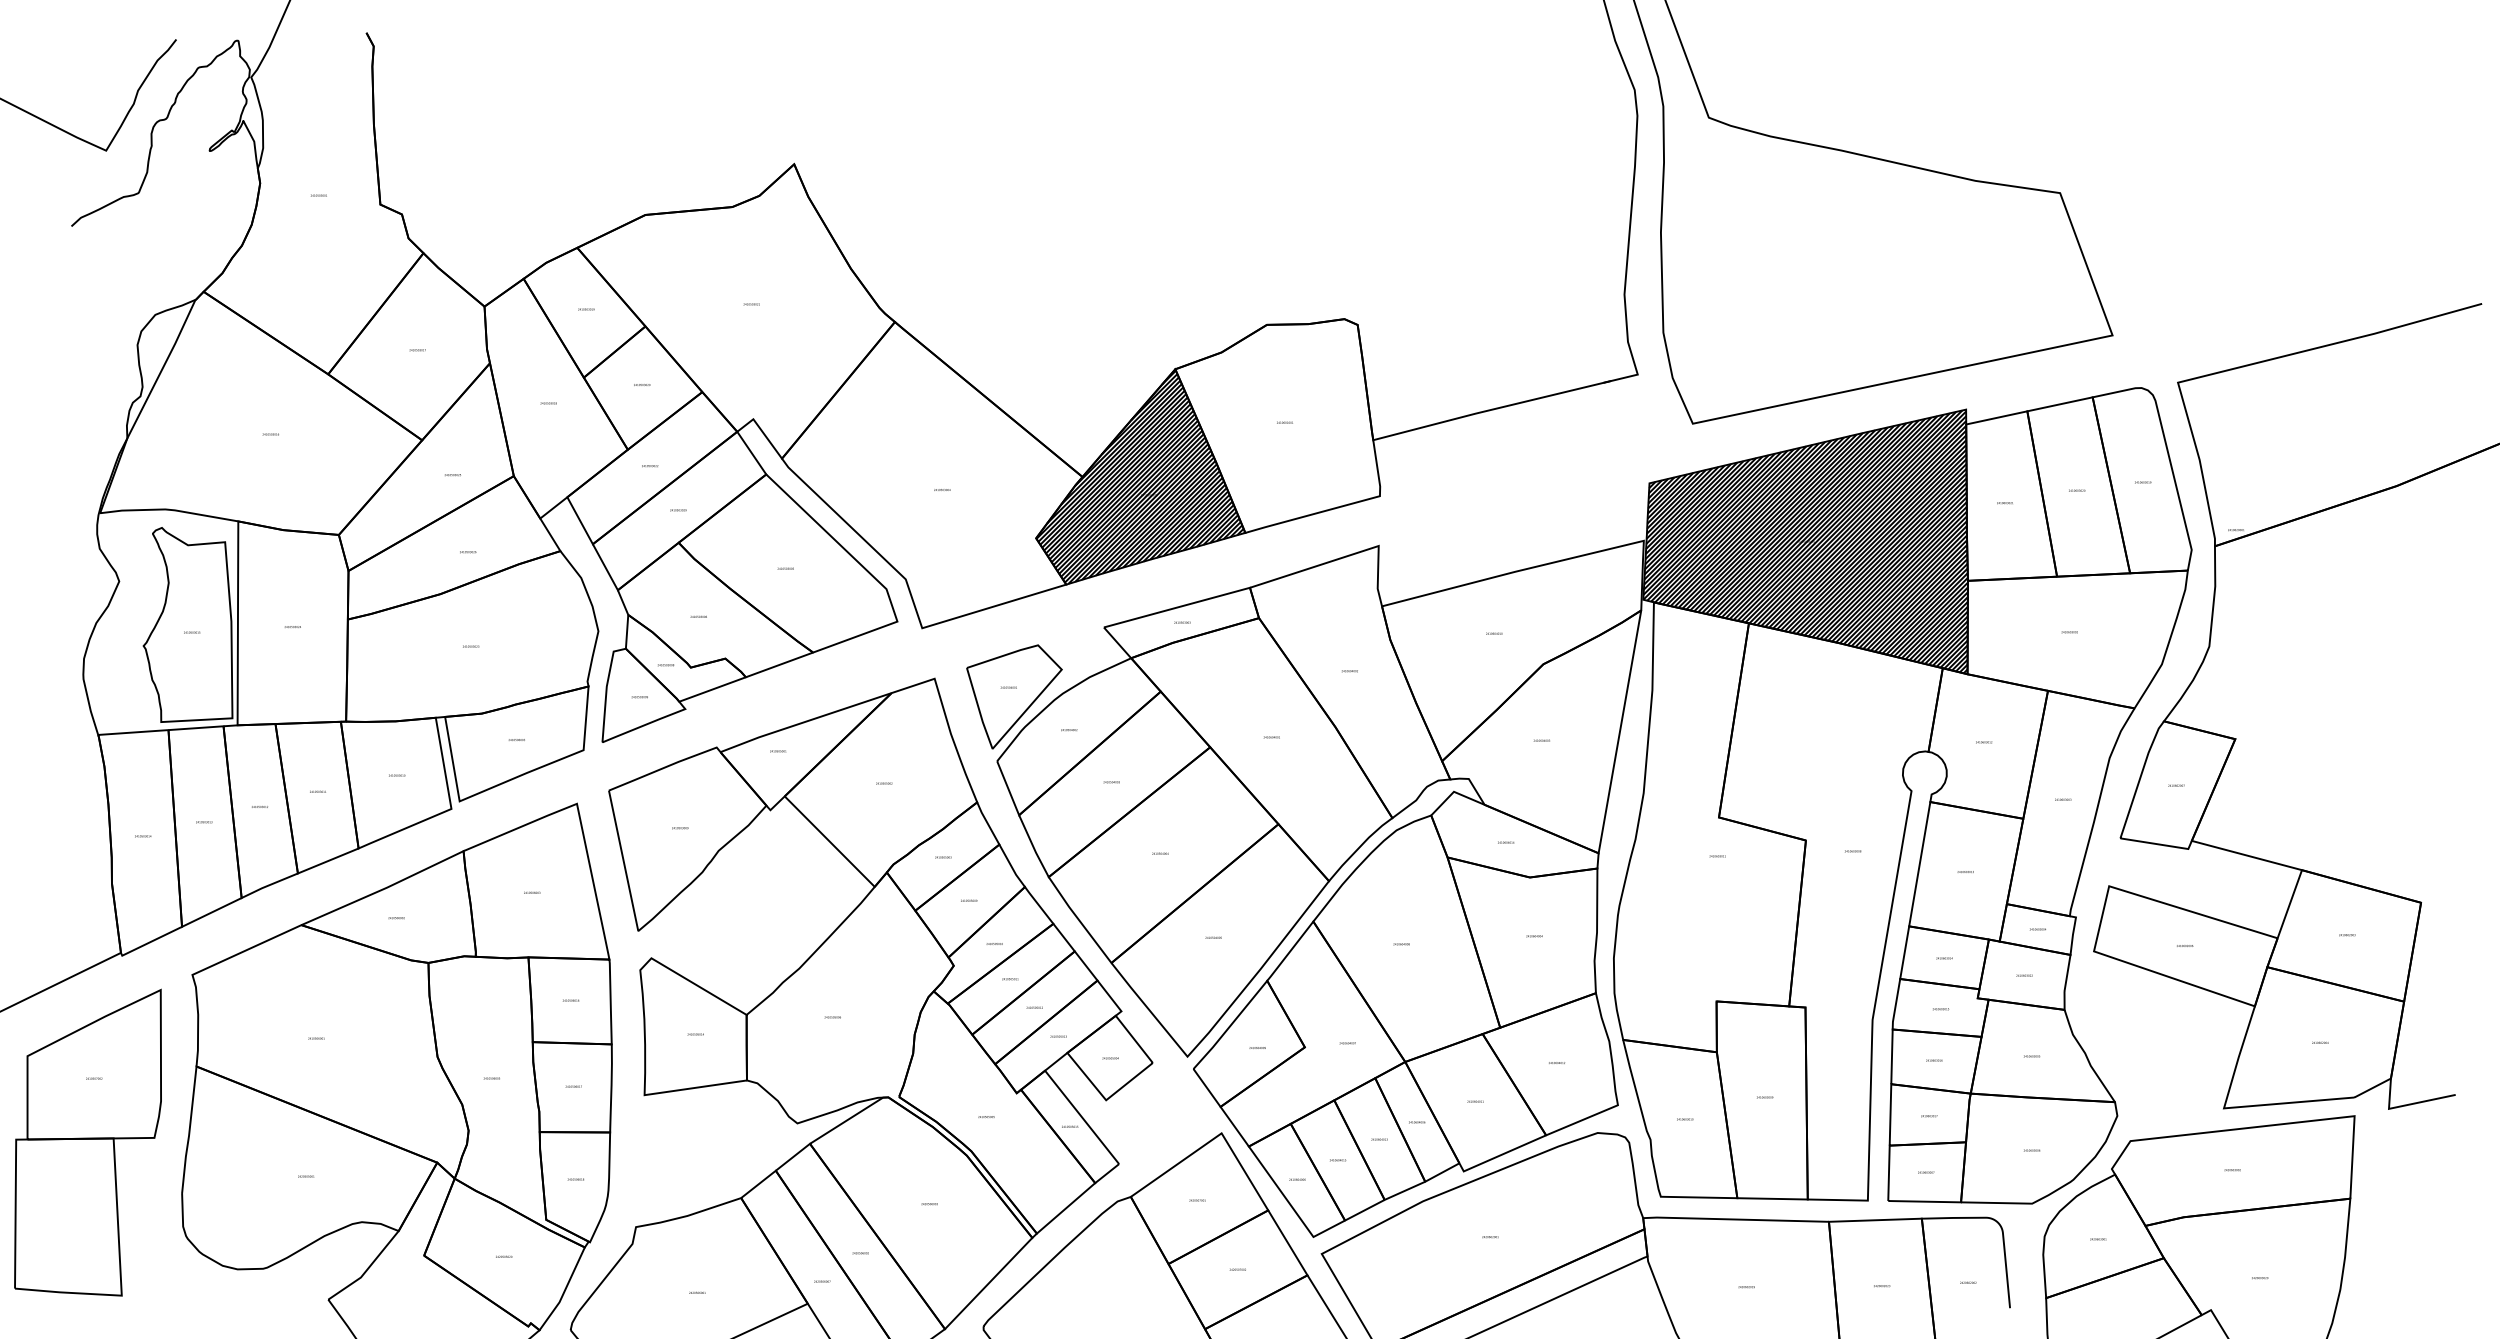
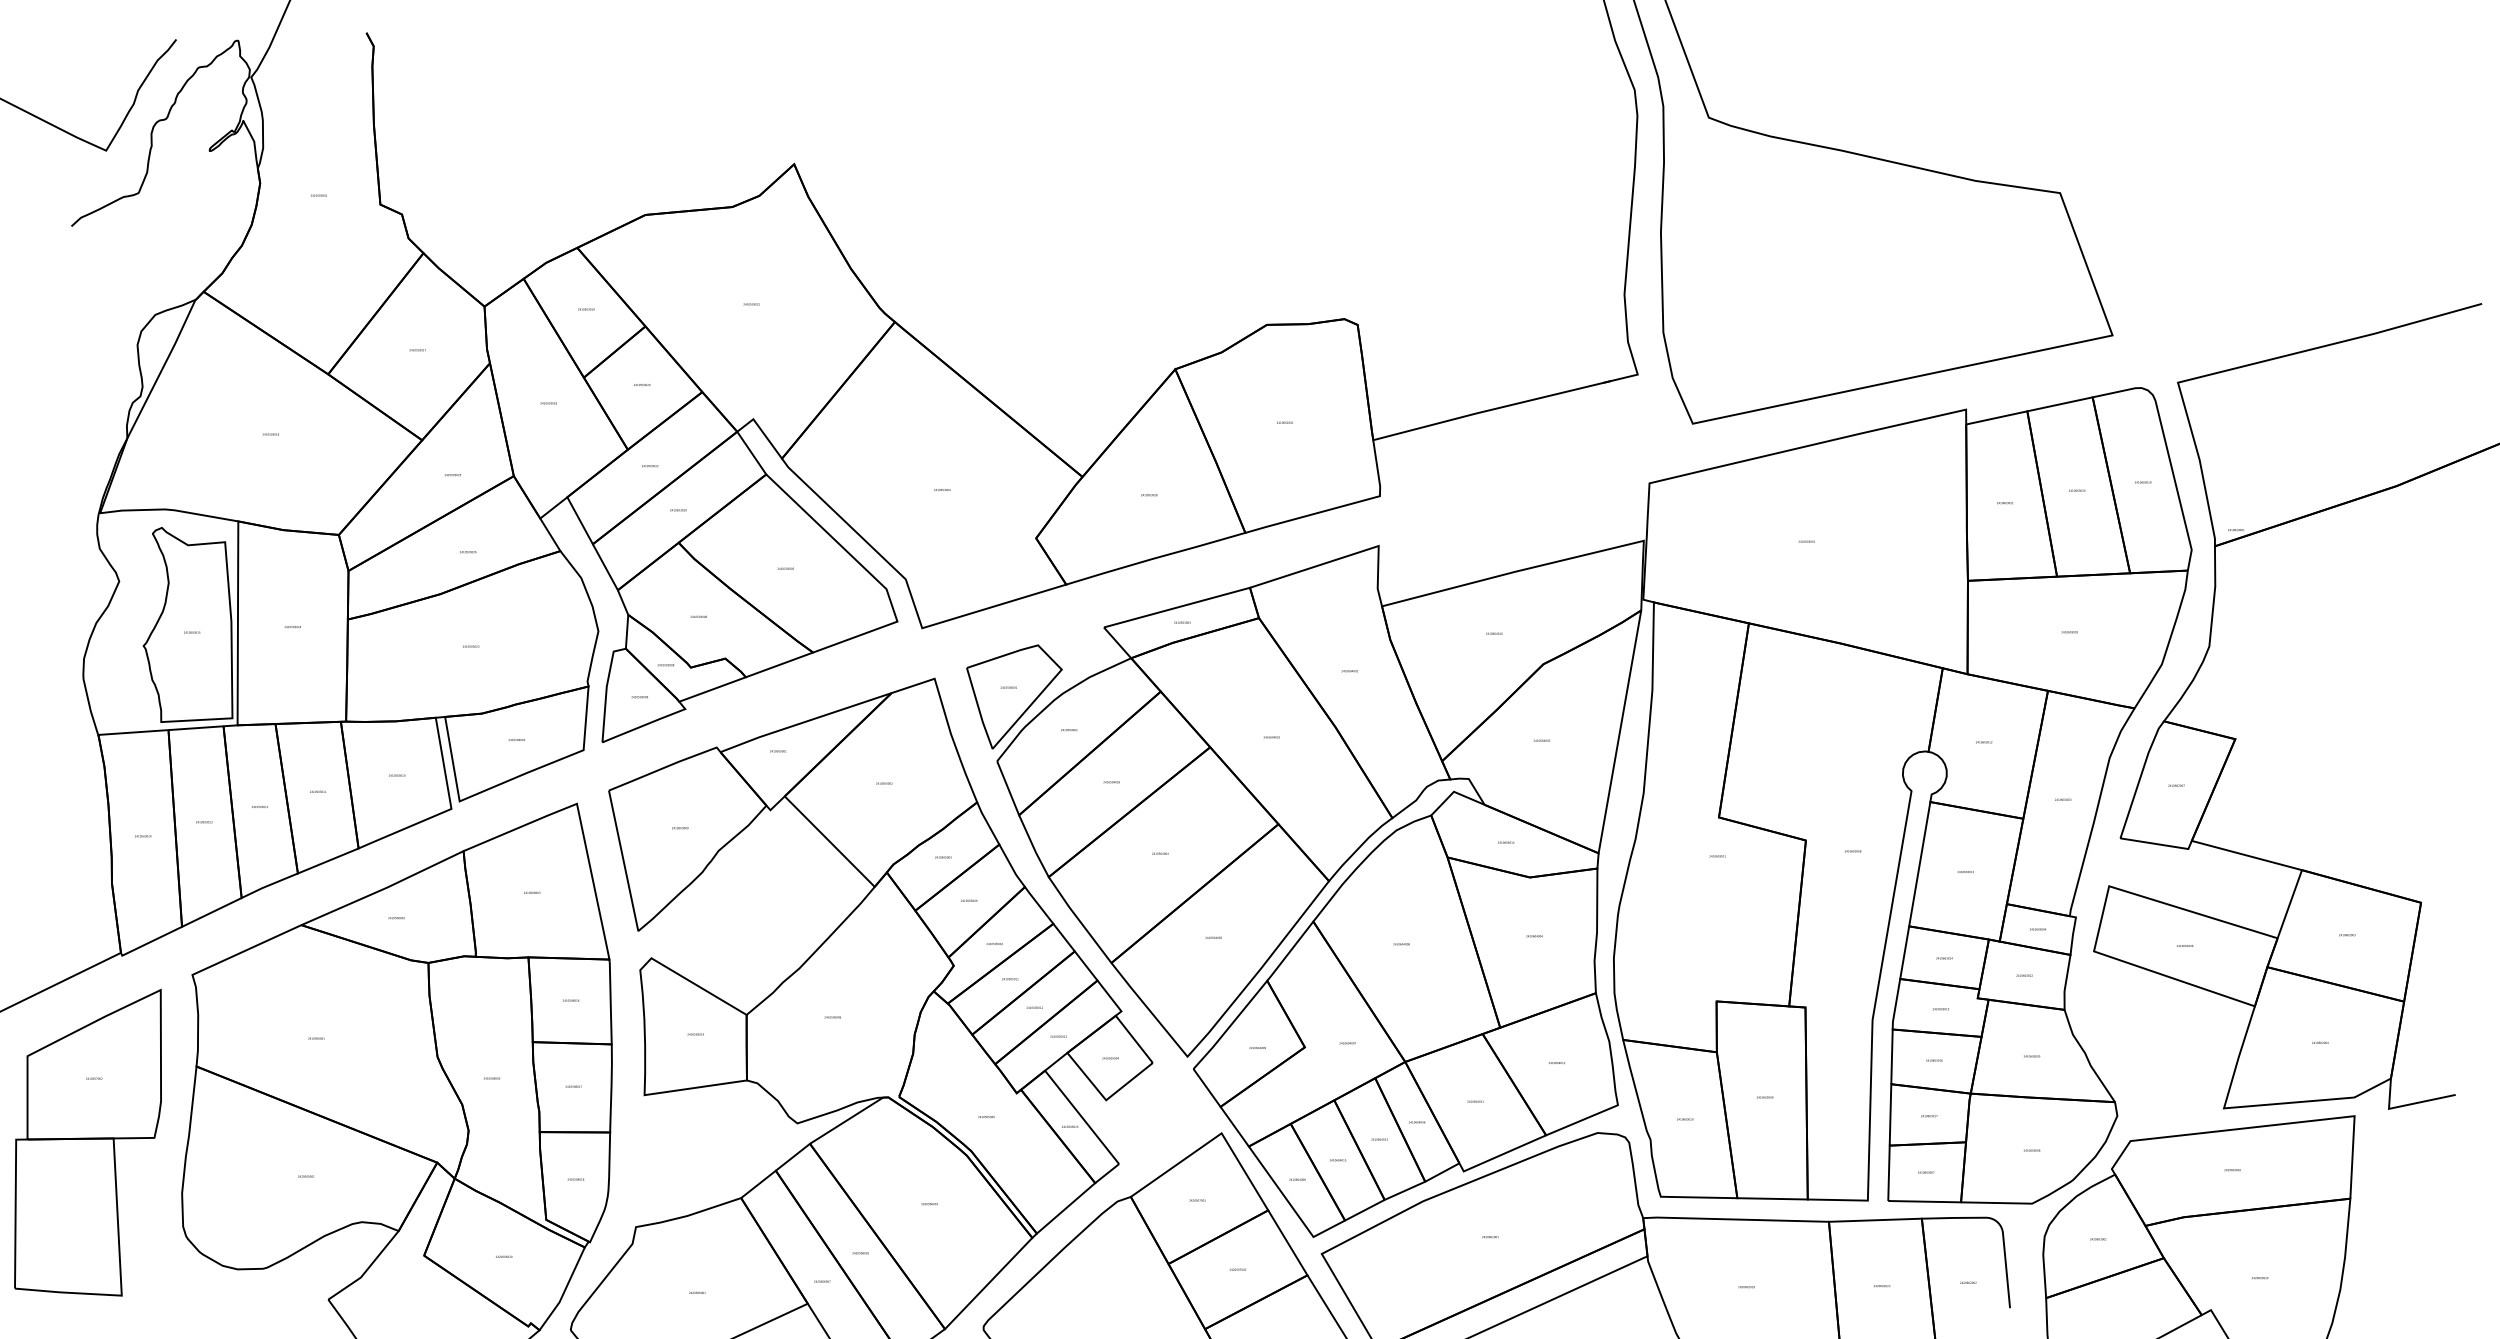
hatch: present -> none (1140, 476)
hatch: present -> none (1805, 541)
